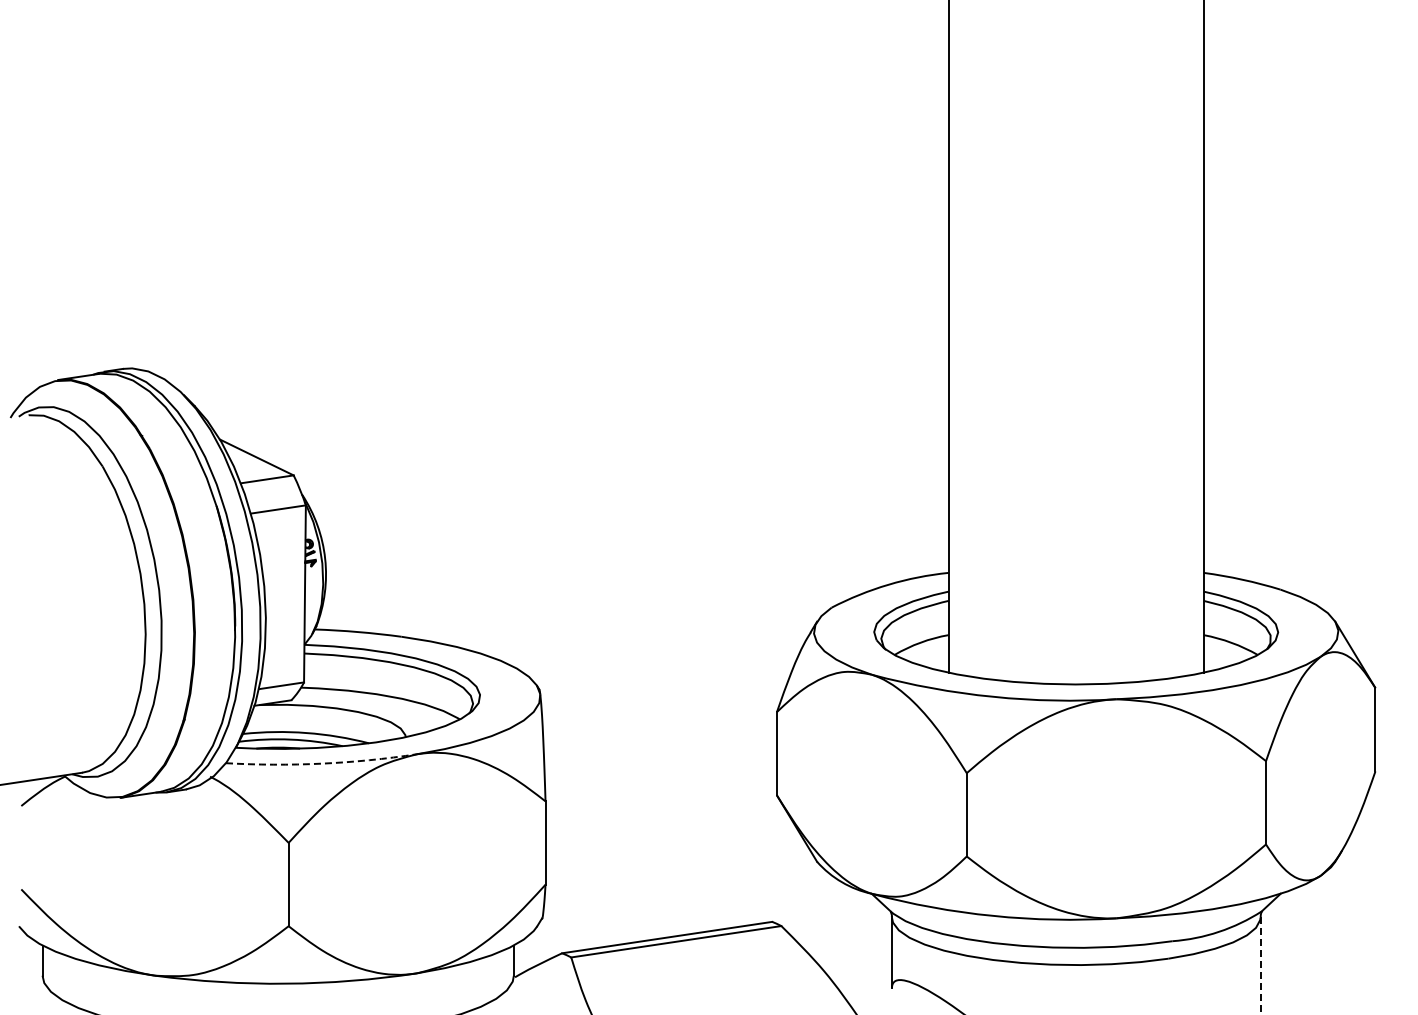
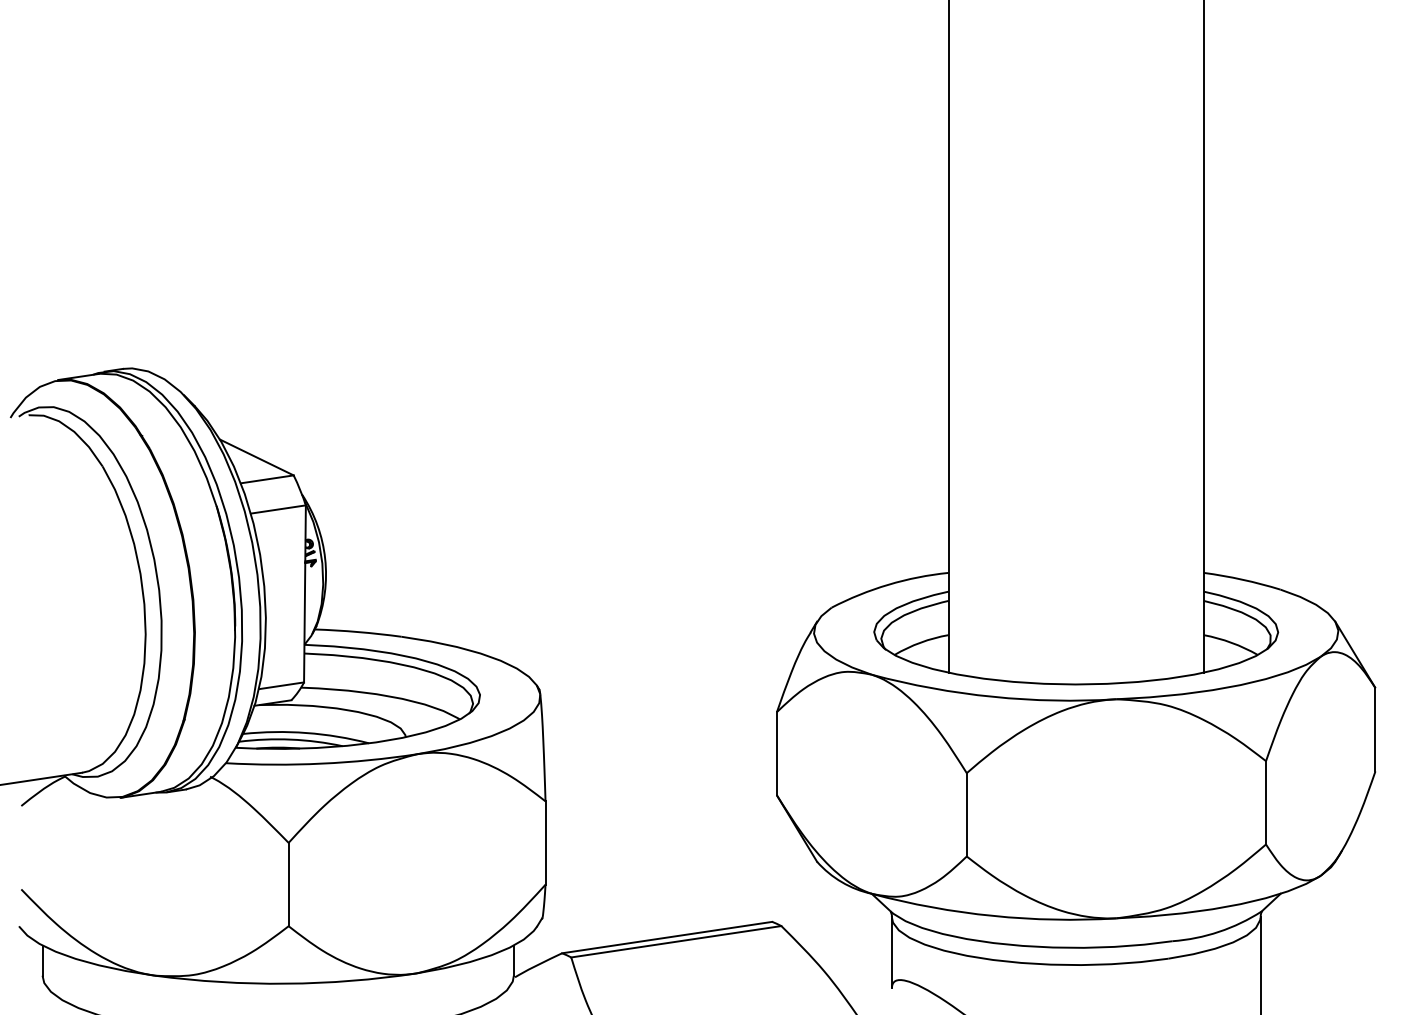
arc: dashed -> solid (321, 763)
line: dashed -> solid (1260, 966)
